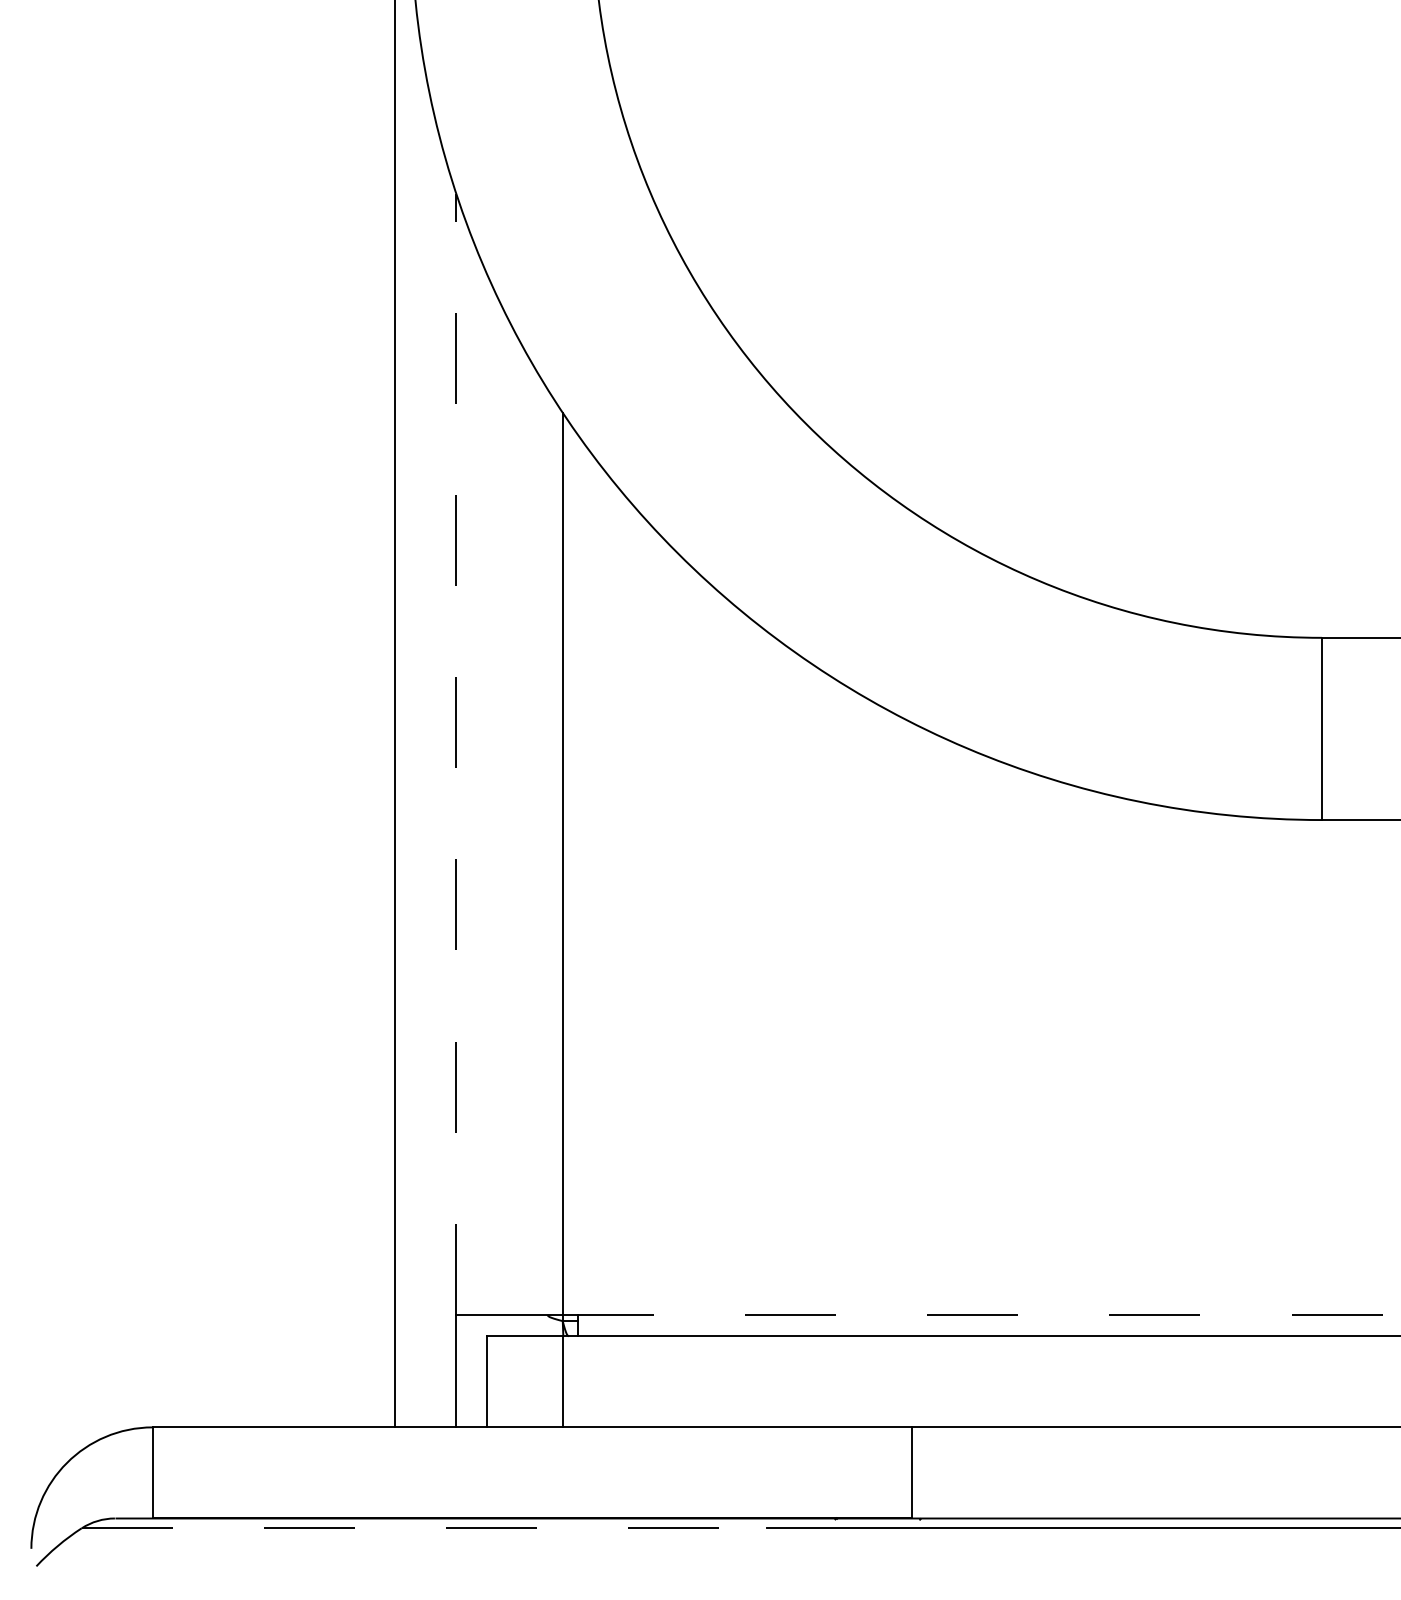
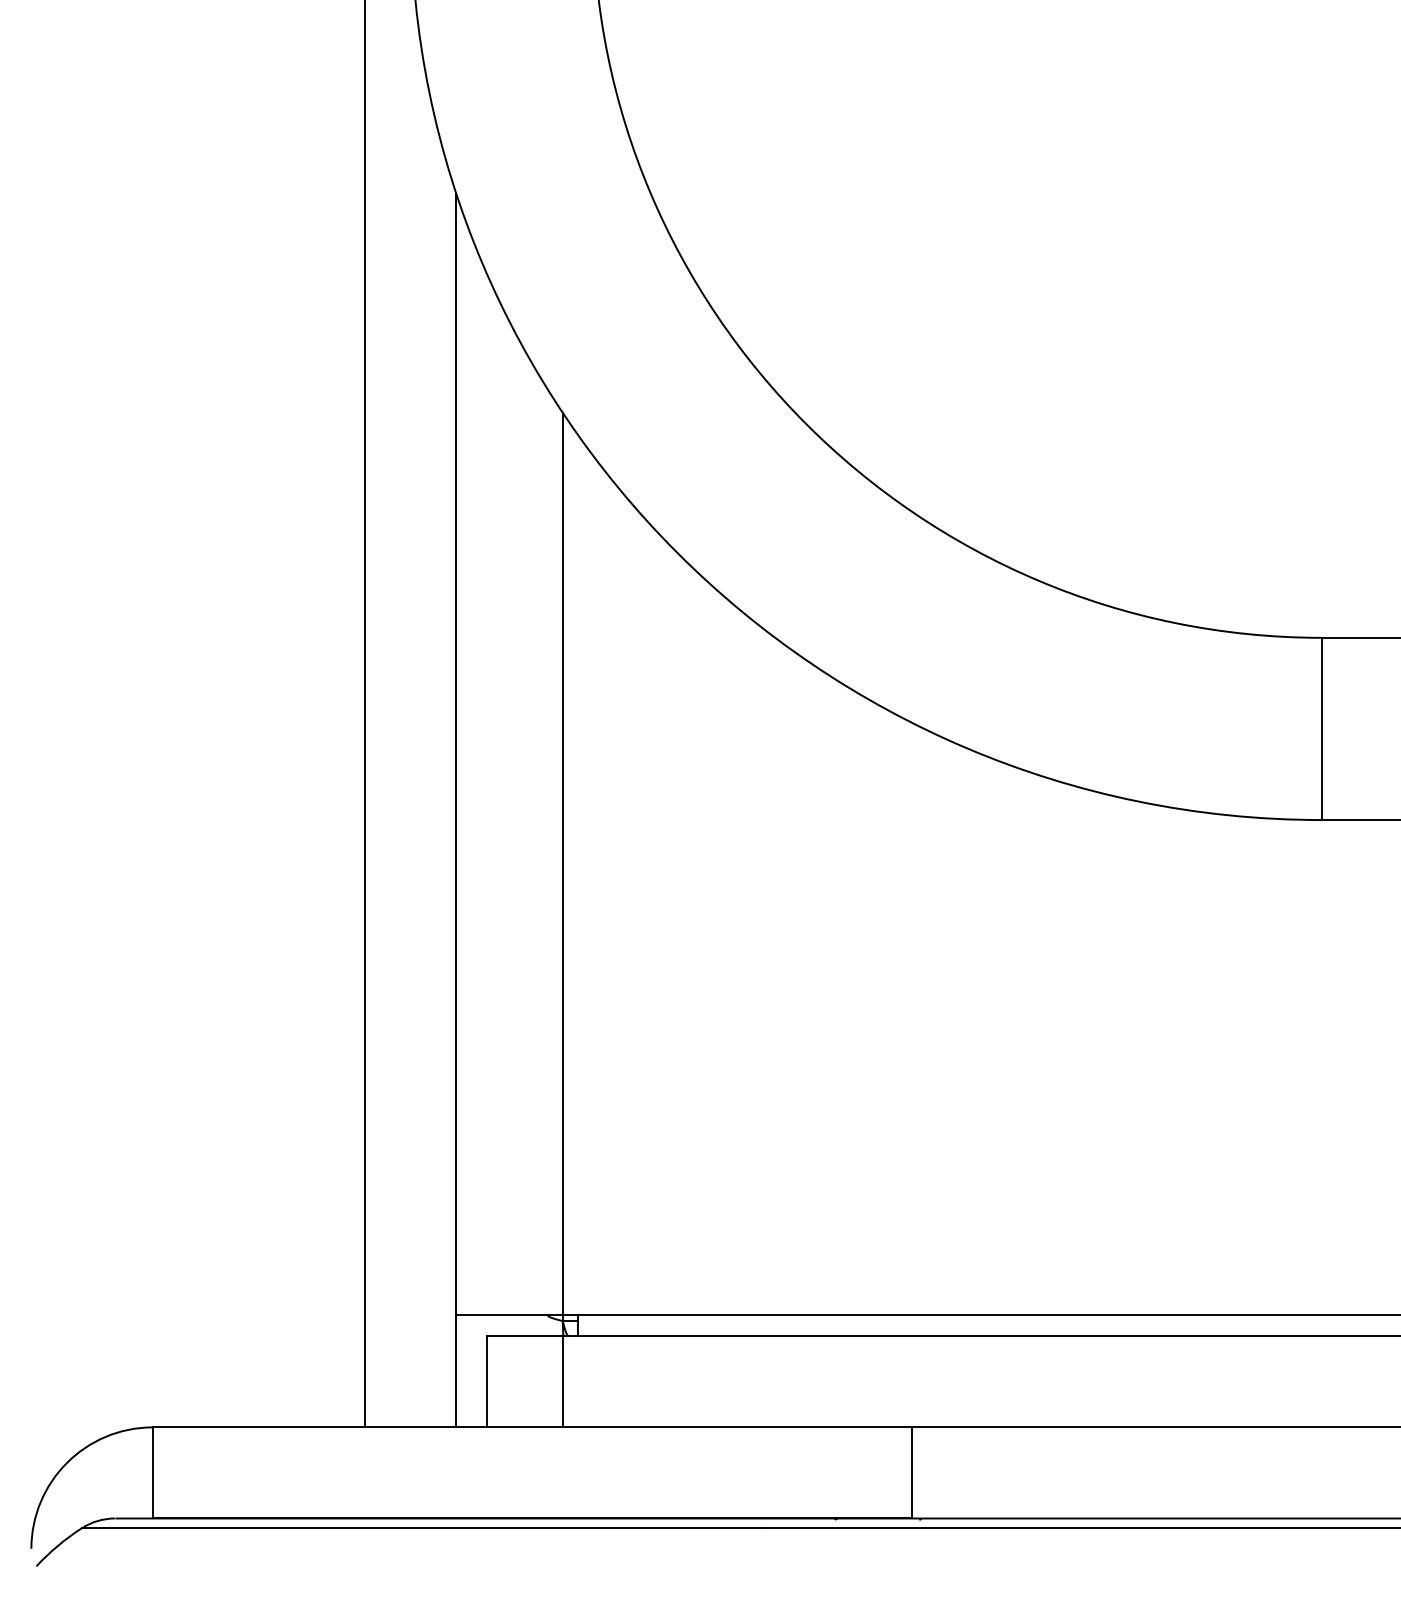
line position: (395, 714) -> (365, 714) (365, 714)
line: dashed -> solid (456, 754)
line: dashed -> solid (981, 1314)
line: dashed -> solid (424, 1528)
